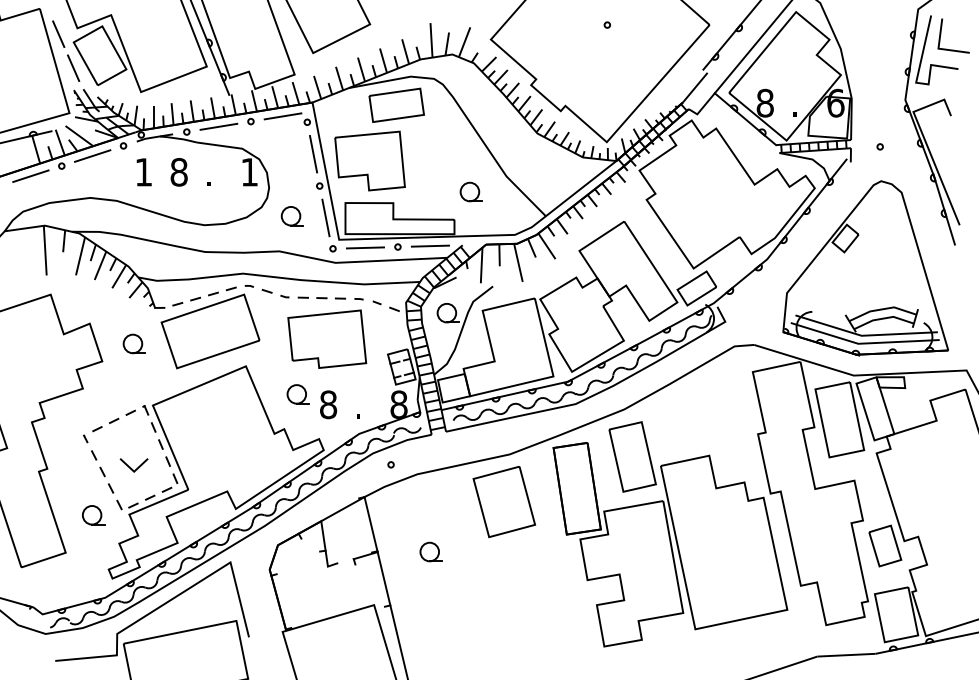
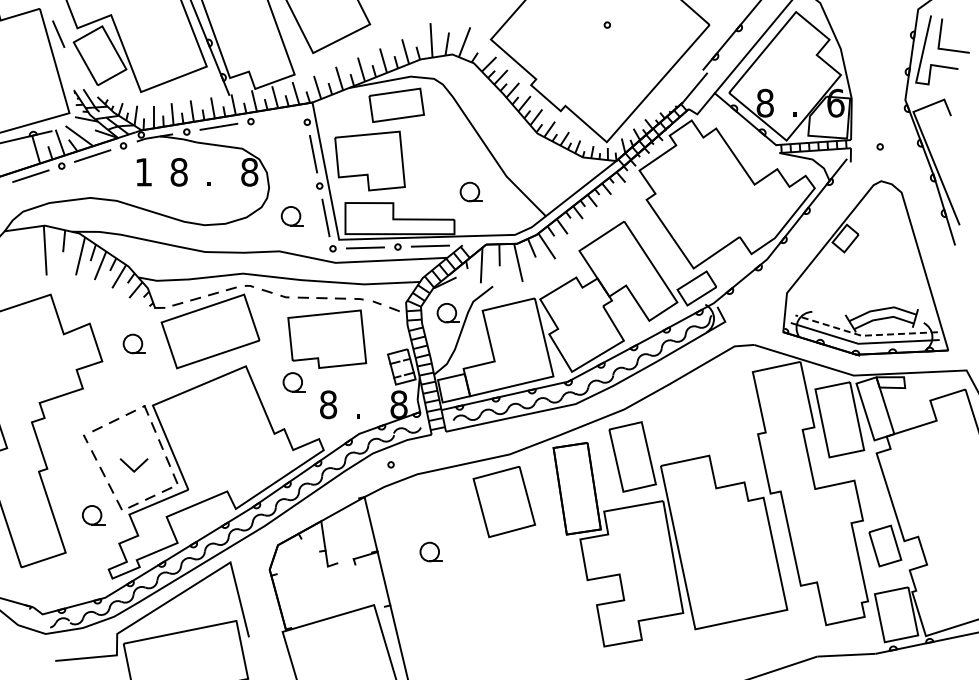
line: present -> none (73, 68)
line: present -> none (282, 116)
text: 1 -> 8 (249, 172)
line: solid -> dashed (864, 335)
part position: (297, 394) -> (293, 382) (293, 382)
